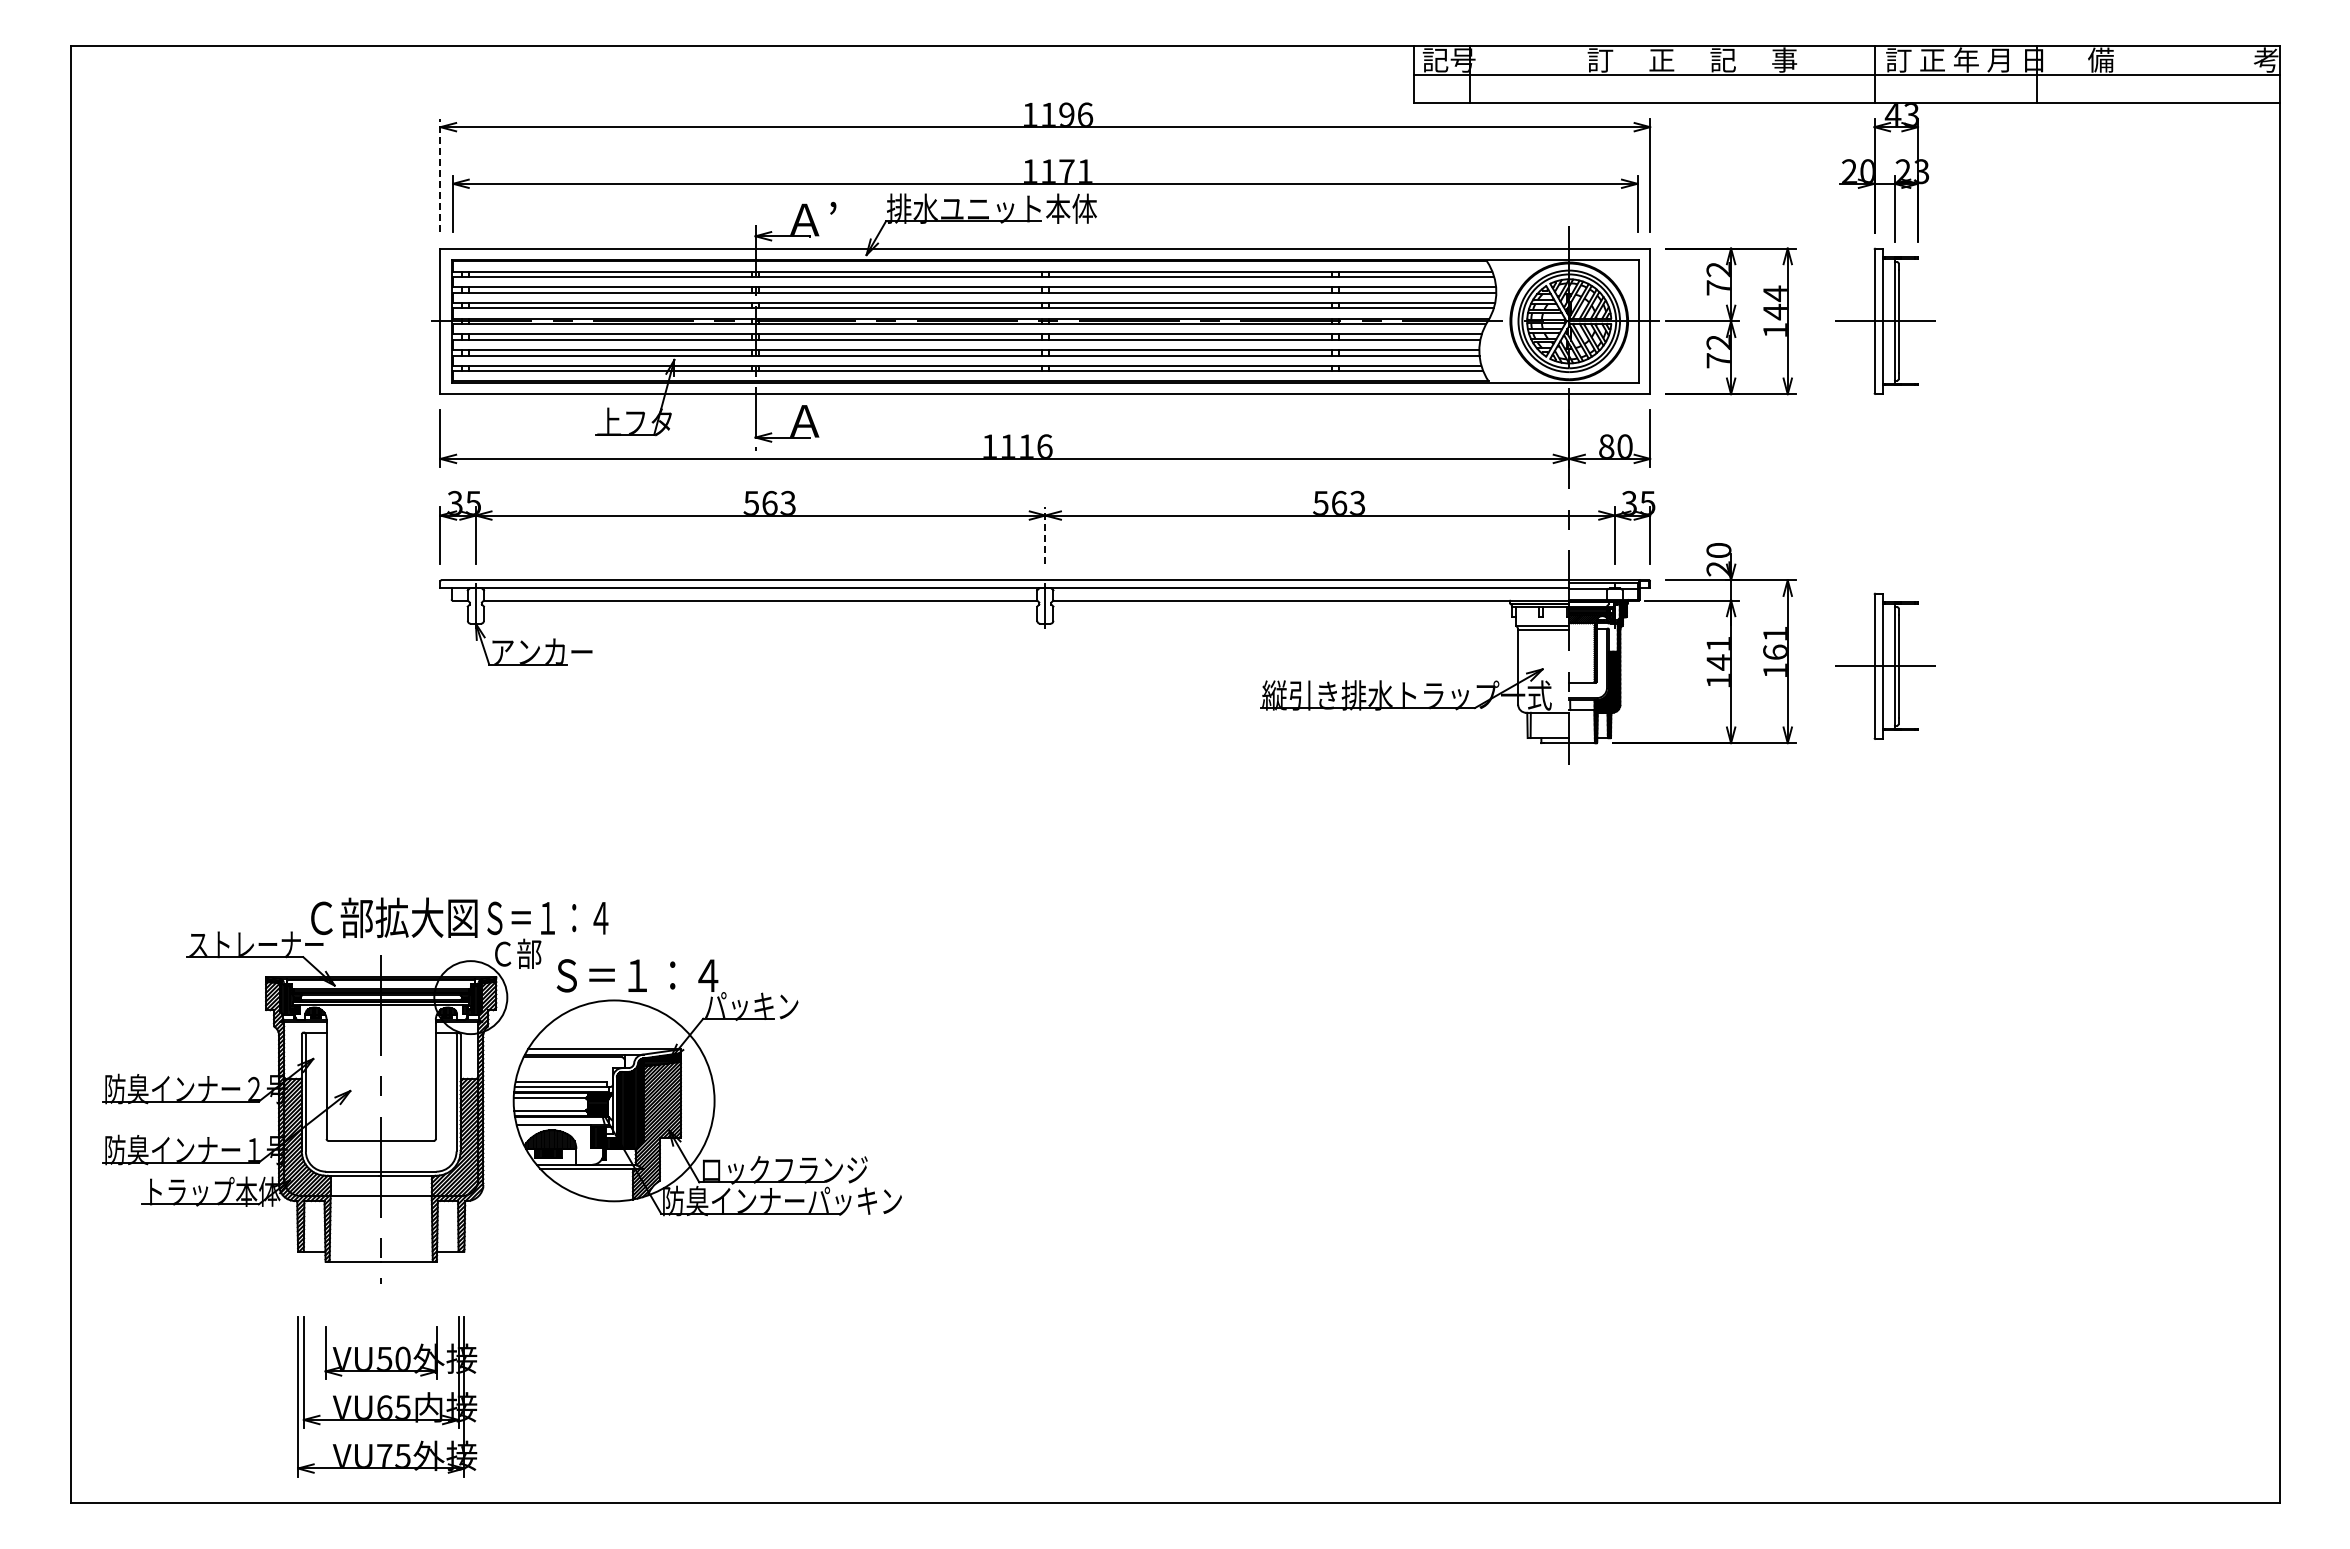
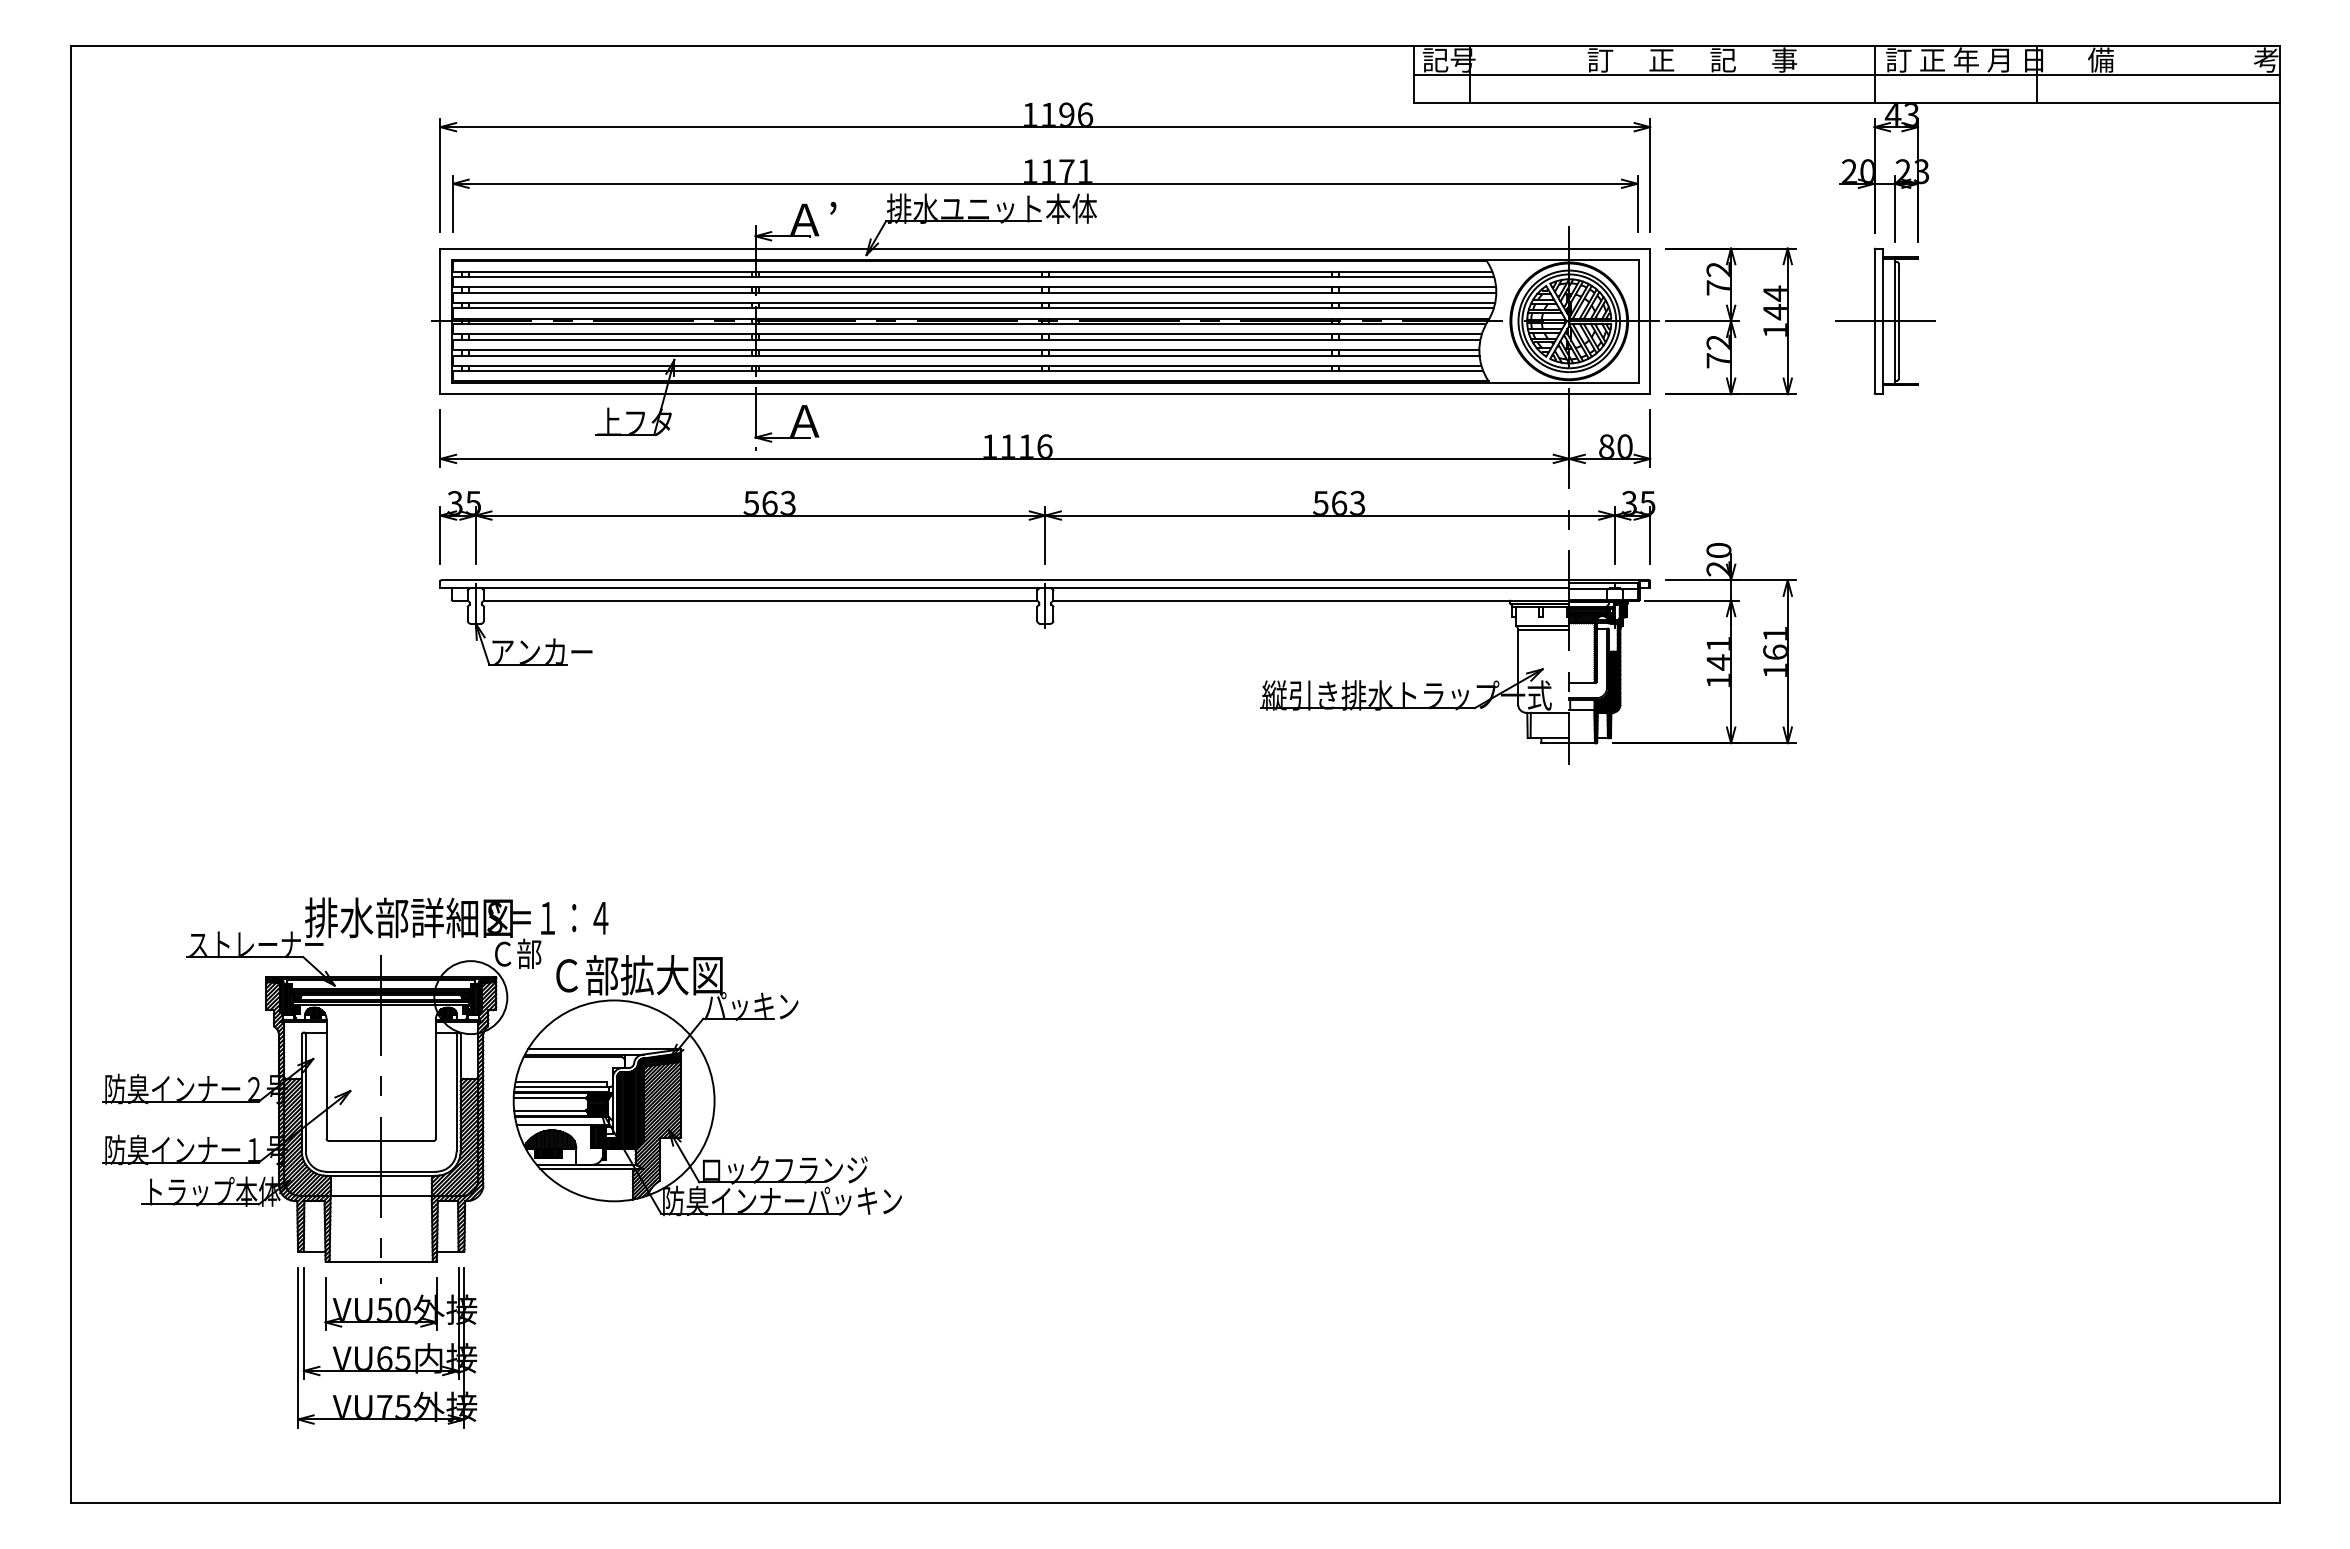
line: dashed -> solid (440, 175)
line: dashed -> solid (1045, 535)
part: present -> none (1885, 665)
text: Ｃ部拡大図 -> 排水部詳細図 (408, 917)
text: Ｓ＝１：４ -> Ｃ部拡大図 (639, 975)
part position: (387, 1396) -> (387, 1347) (387, 1347)
